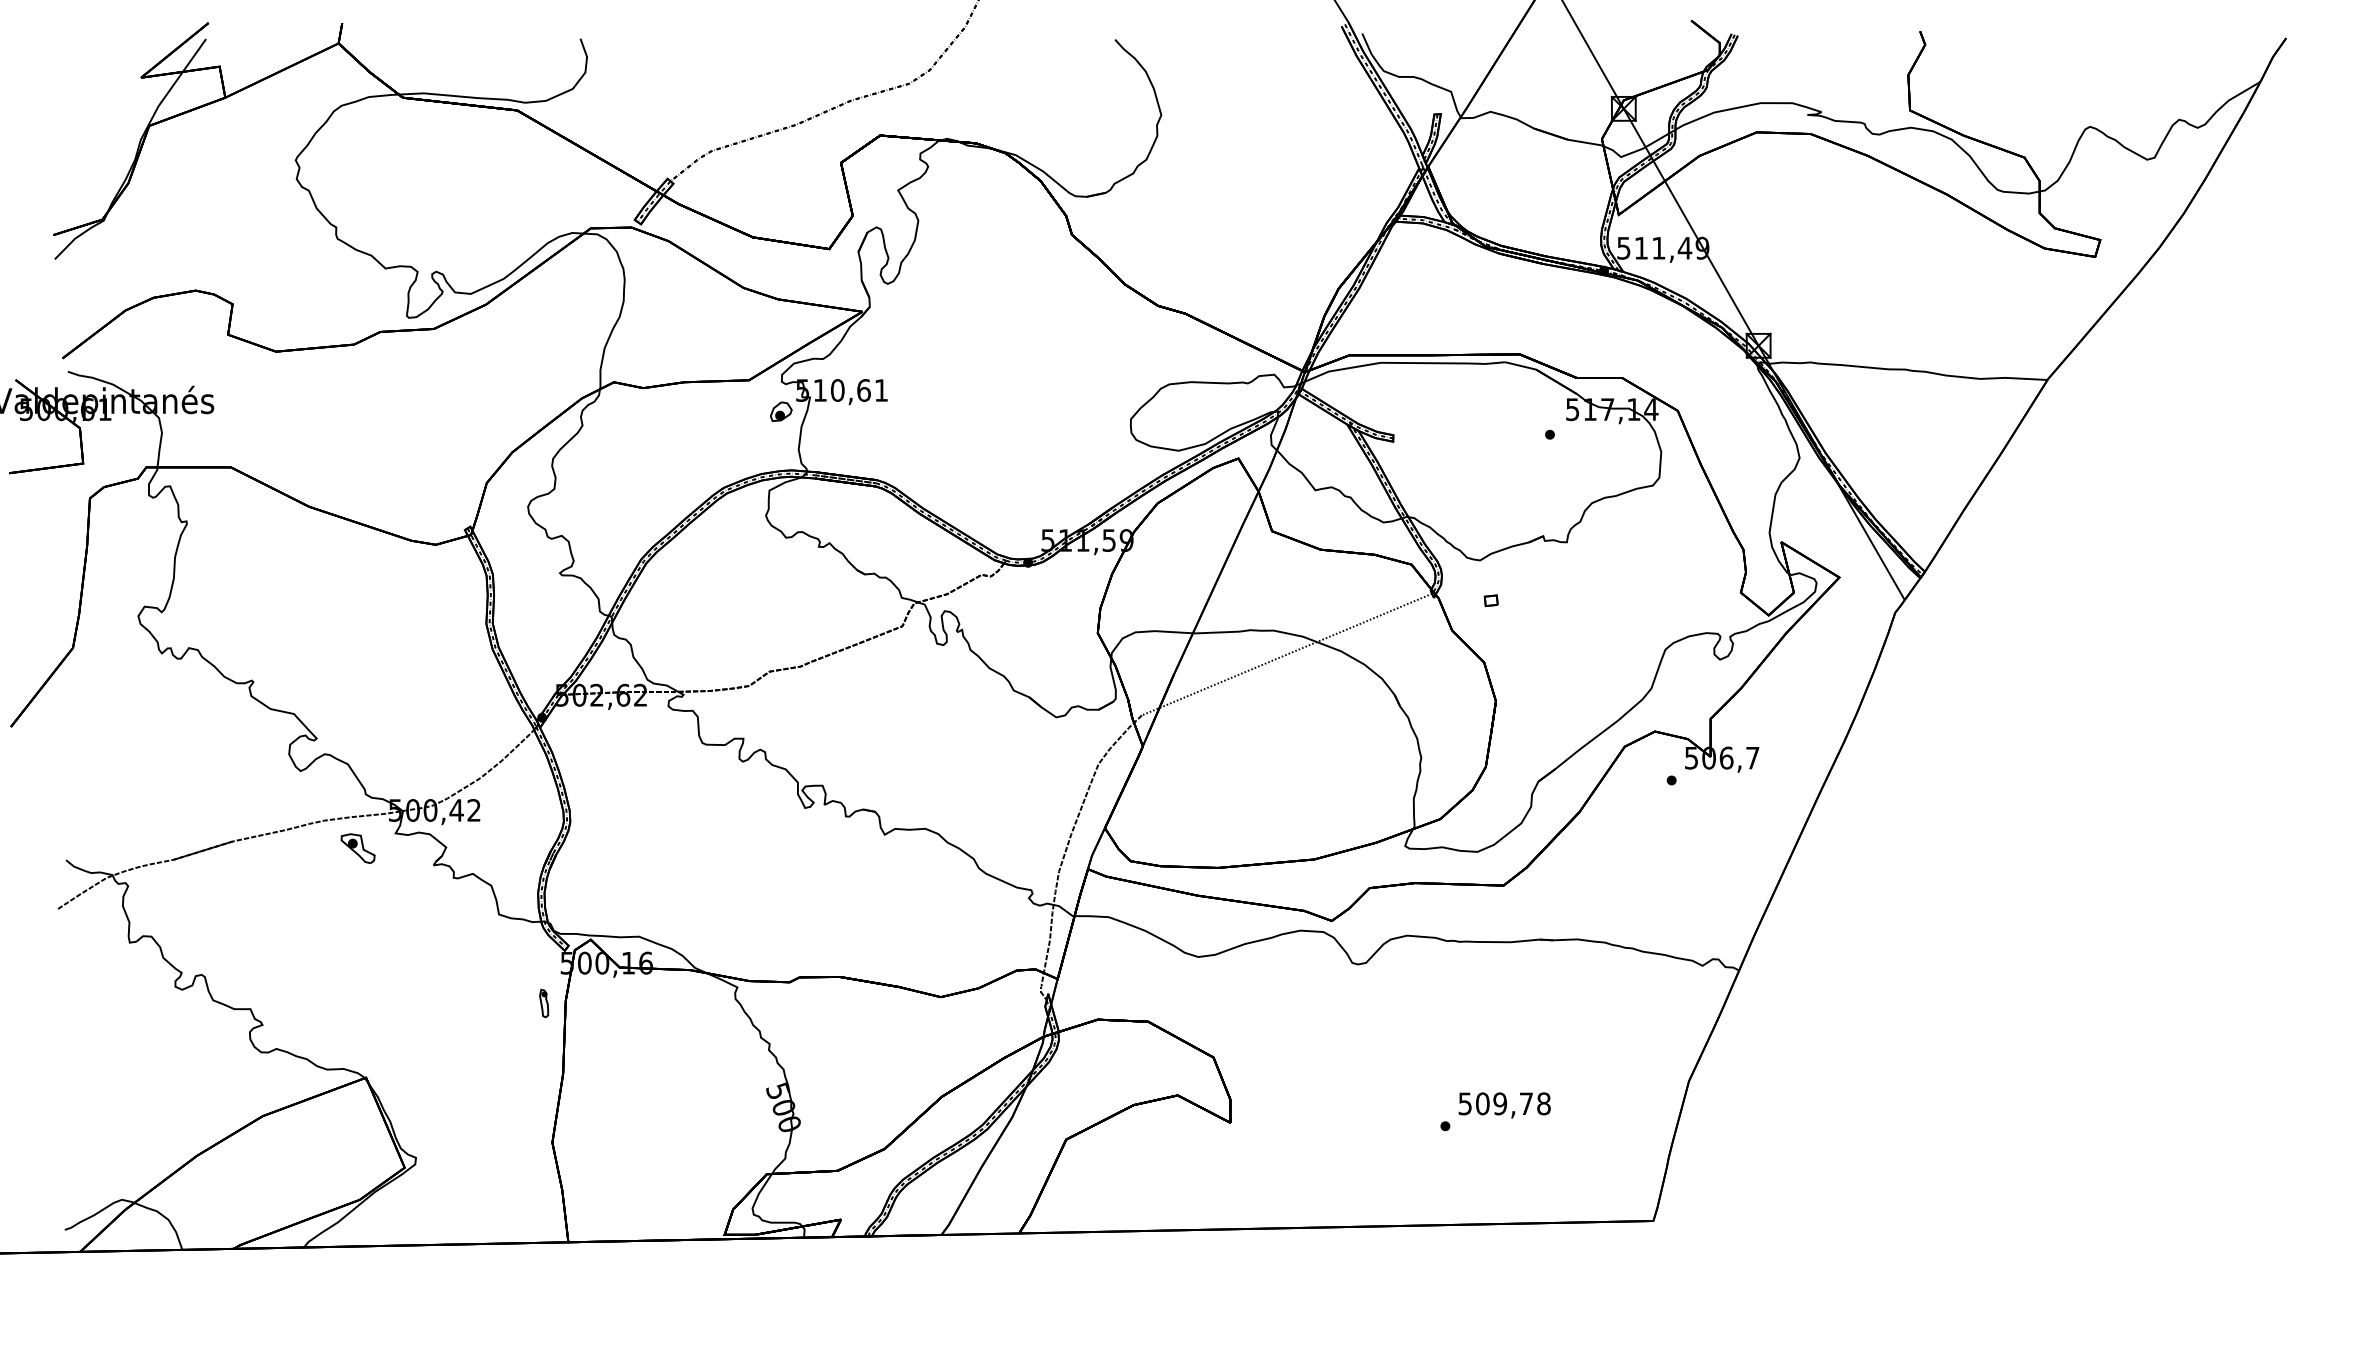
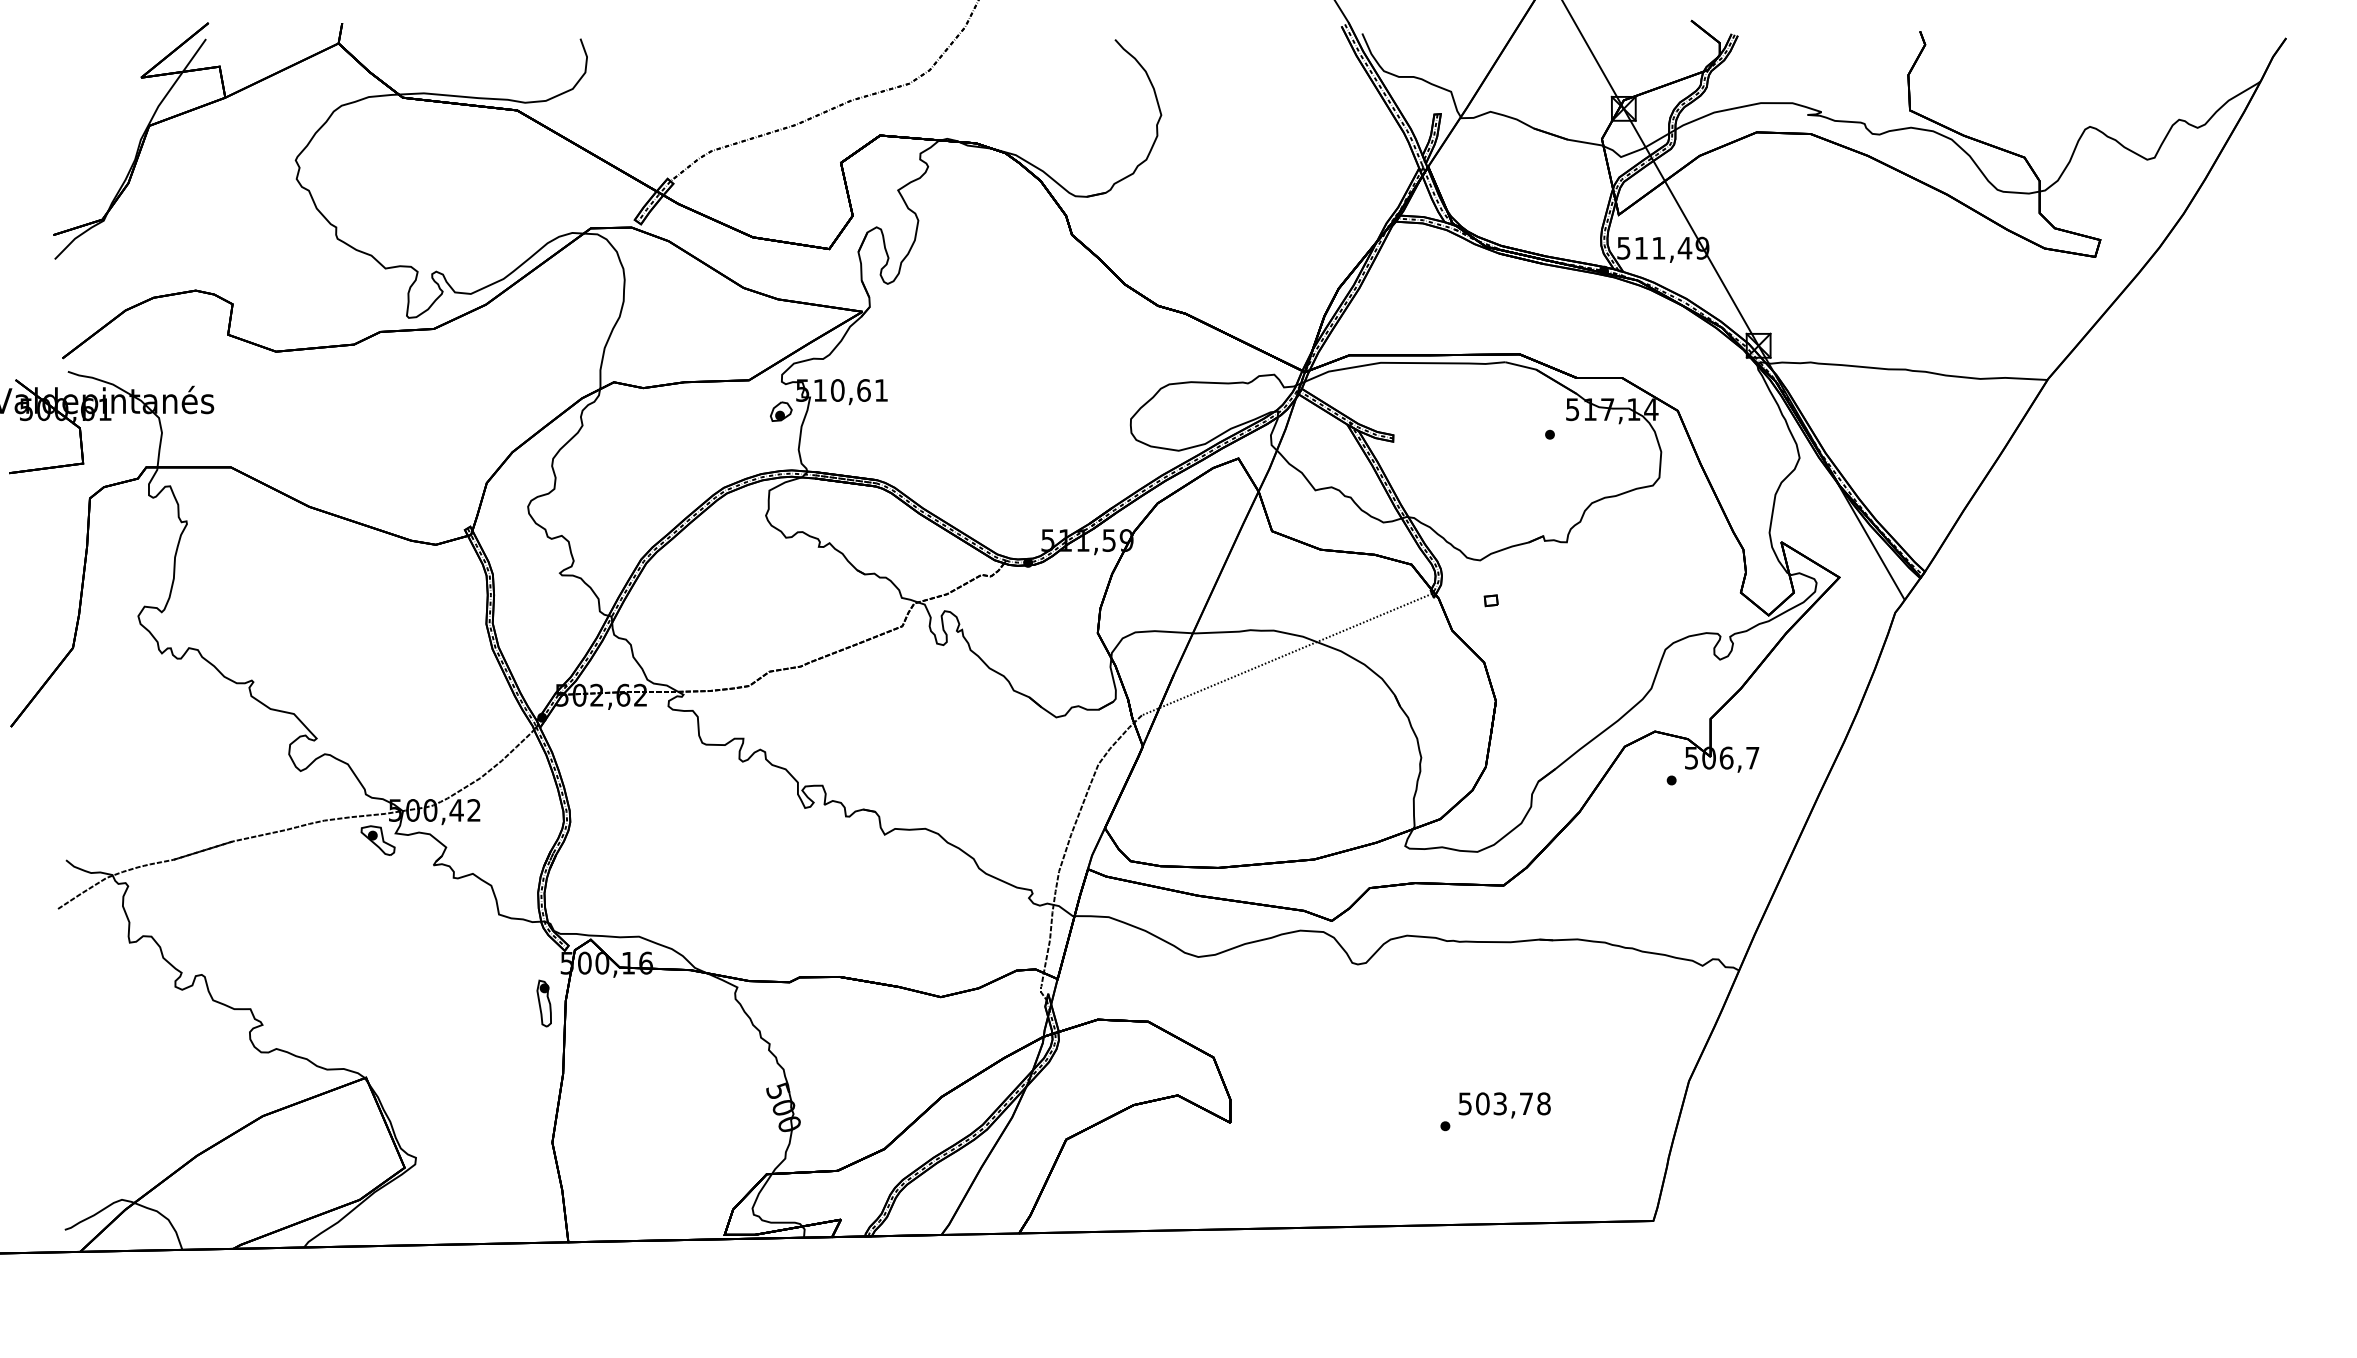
part position: (357, 848) -> (377, 840) (377, 840)
part size: 11x31 px -> 16x49 px (543, 1003)
text: 509,78 -> 503,78 (1500, 1103)
